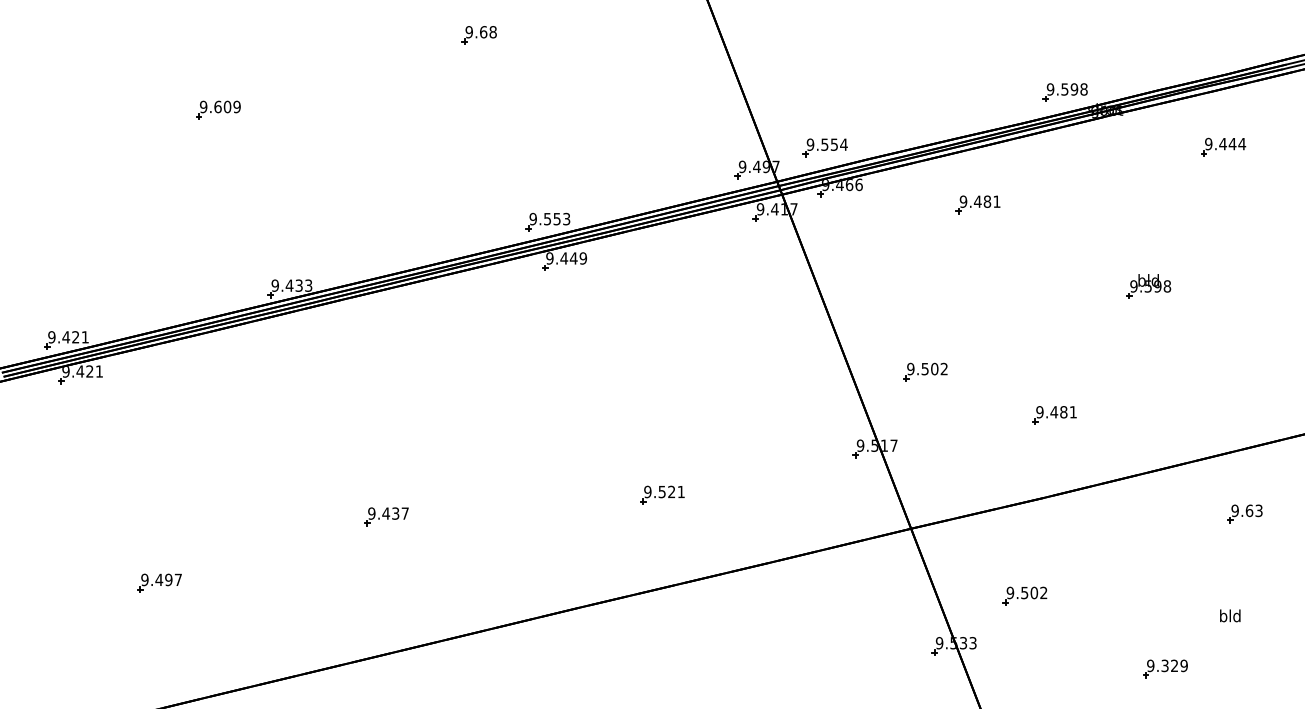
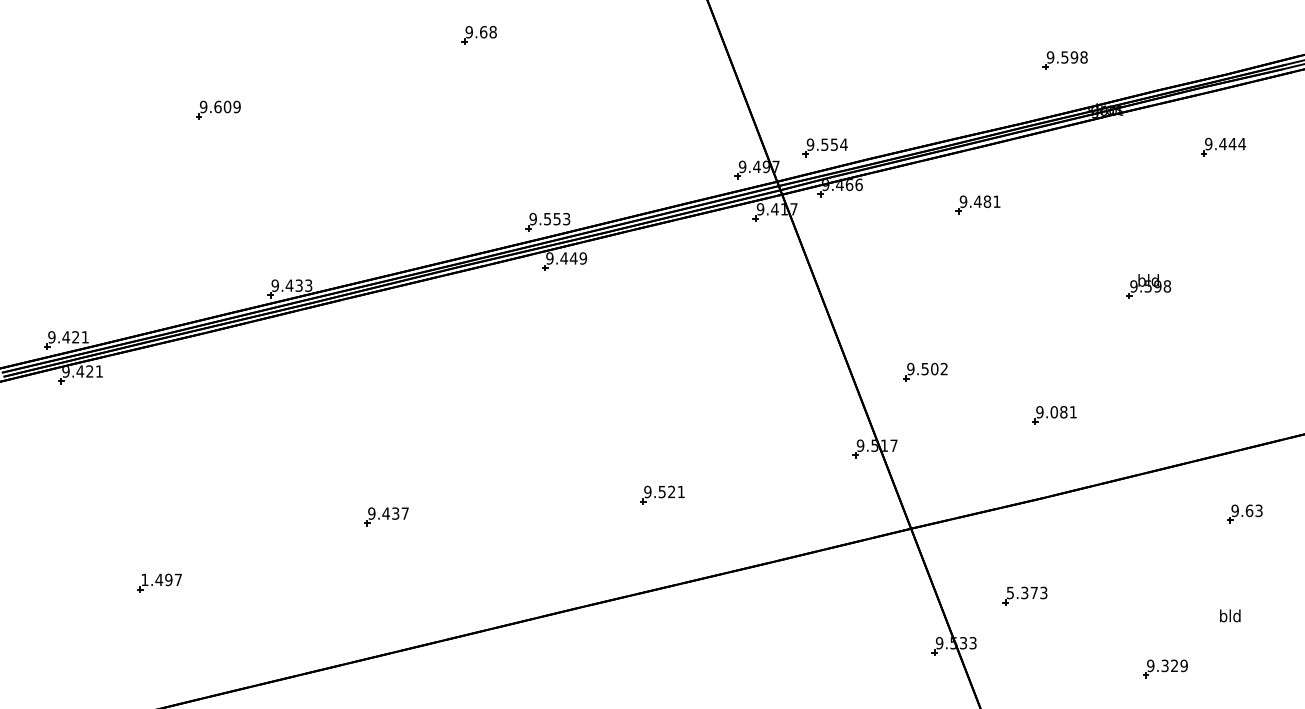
part position: (1064, 92) -> (1064, 60) (1064, 60)
text: 9.481 -> 9.081 (1054, 412)
text: 9.497 -> 1.497 (144, 579)
text: 9.502 -> 5.373 (1026, 592)
